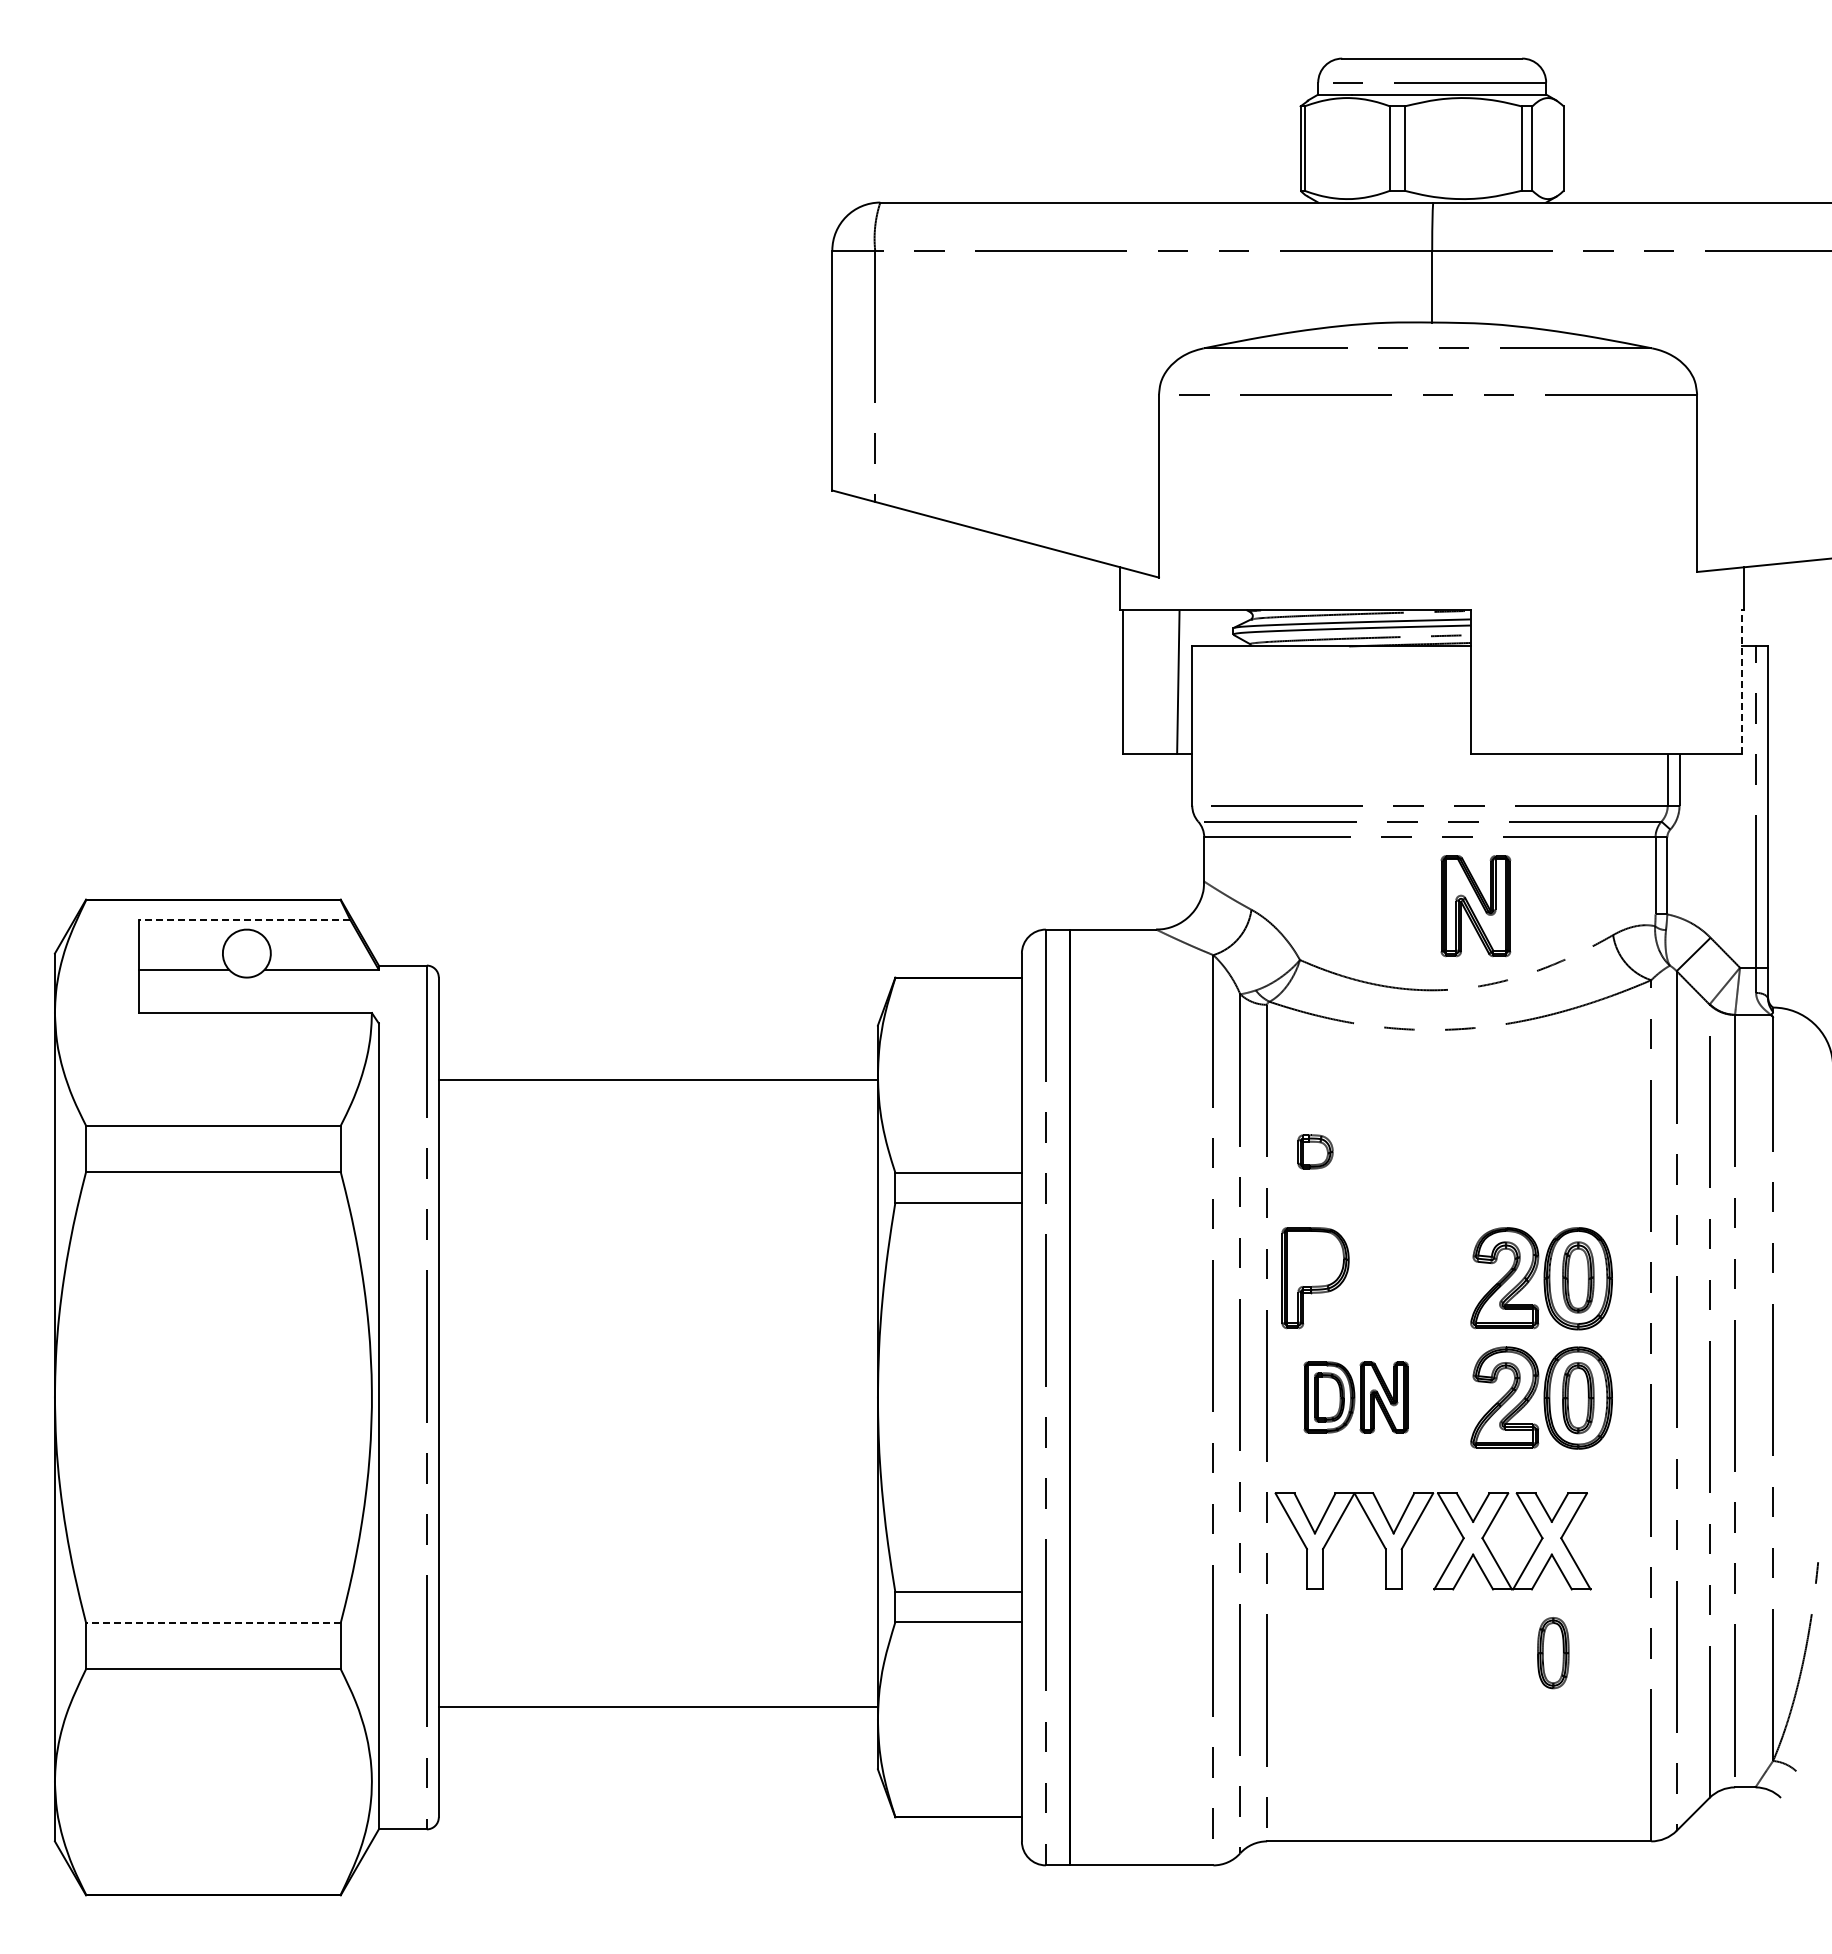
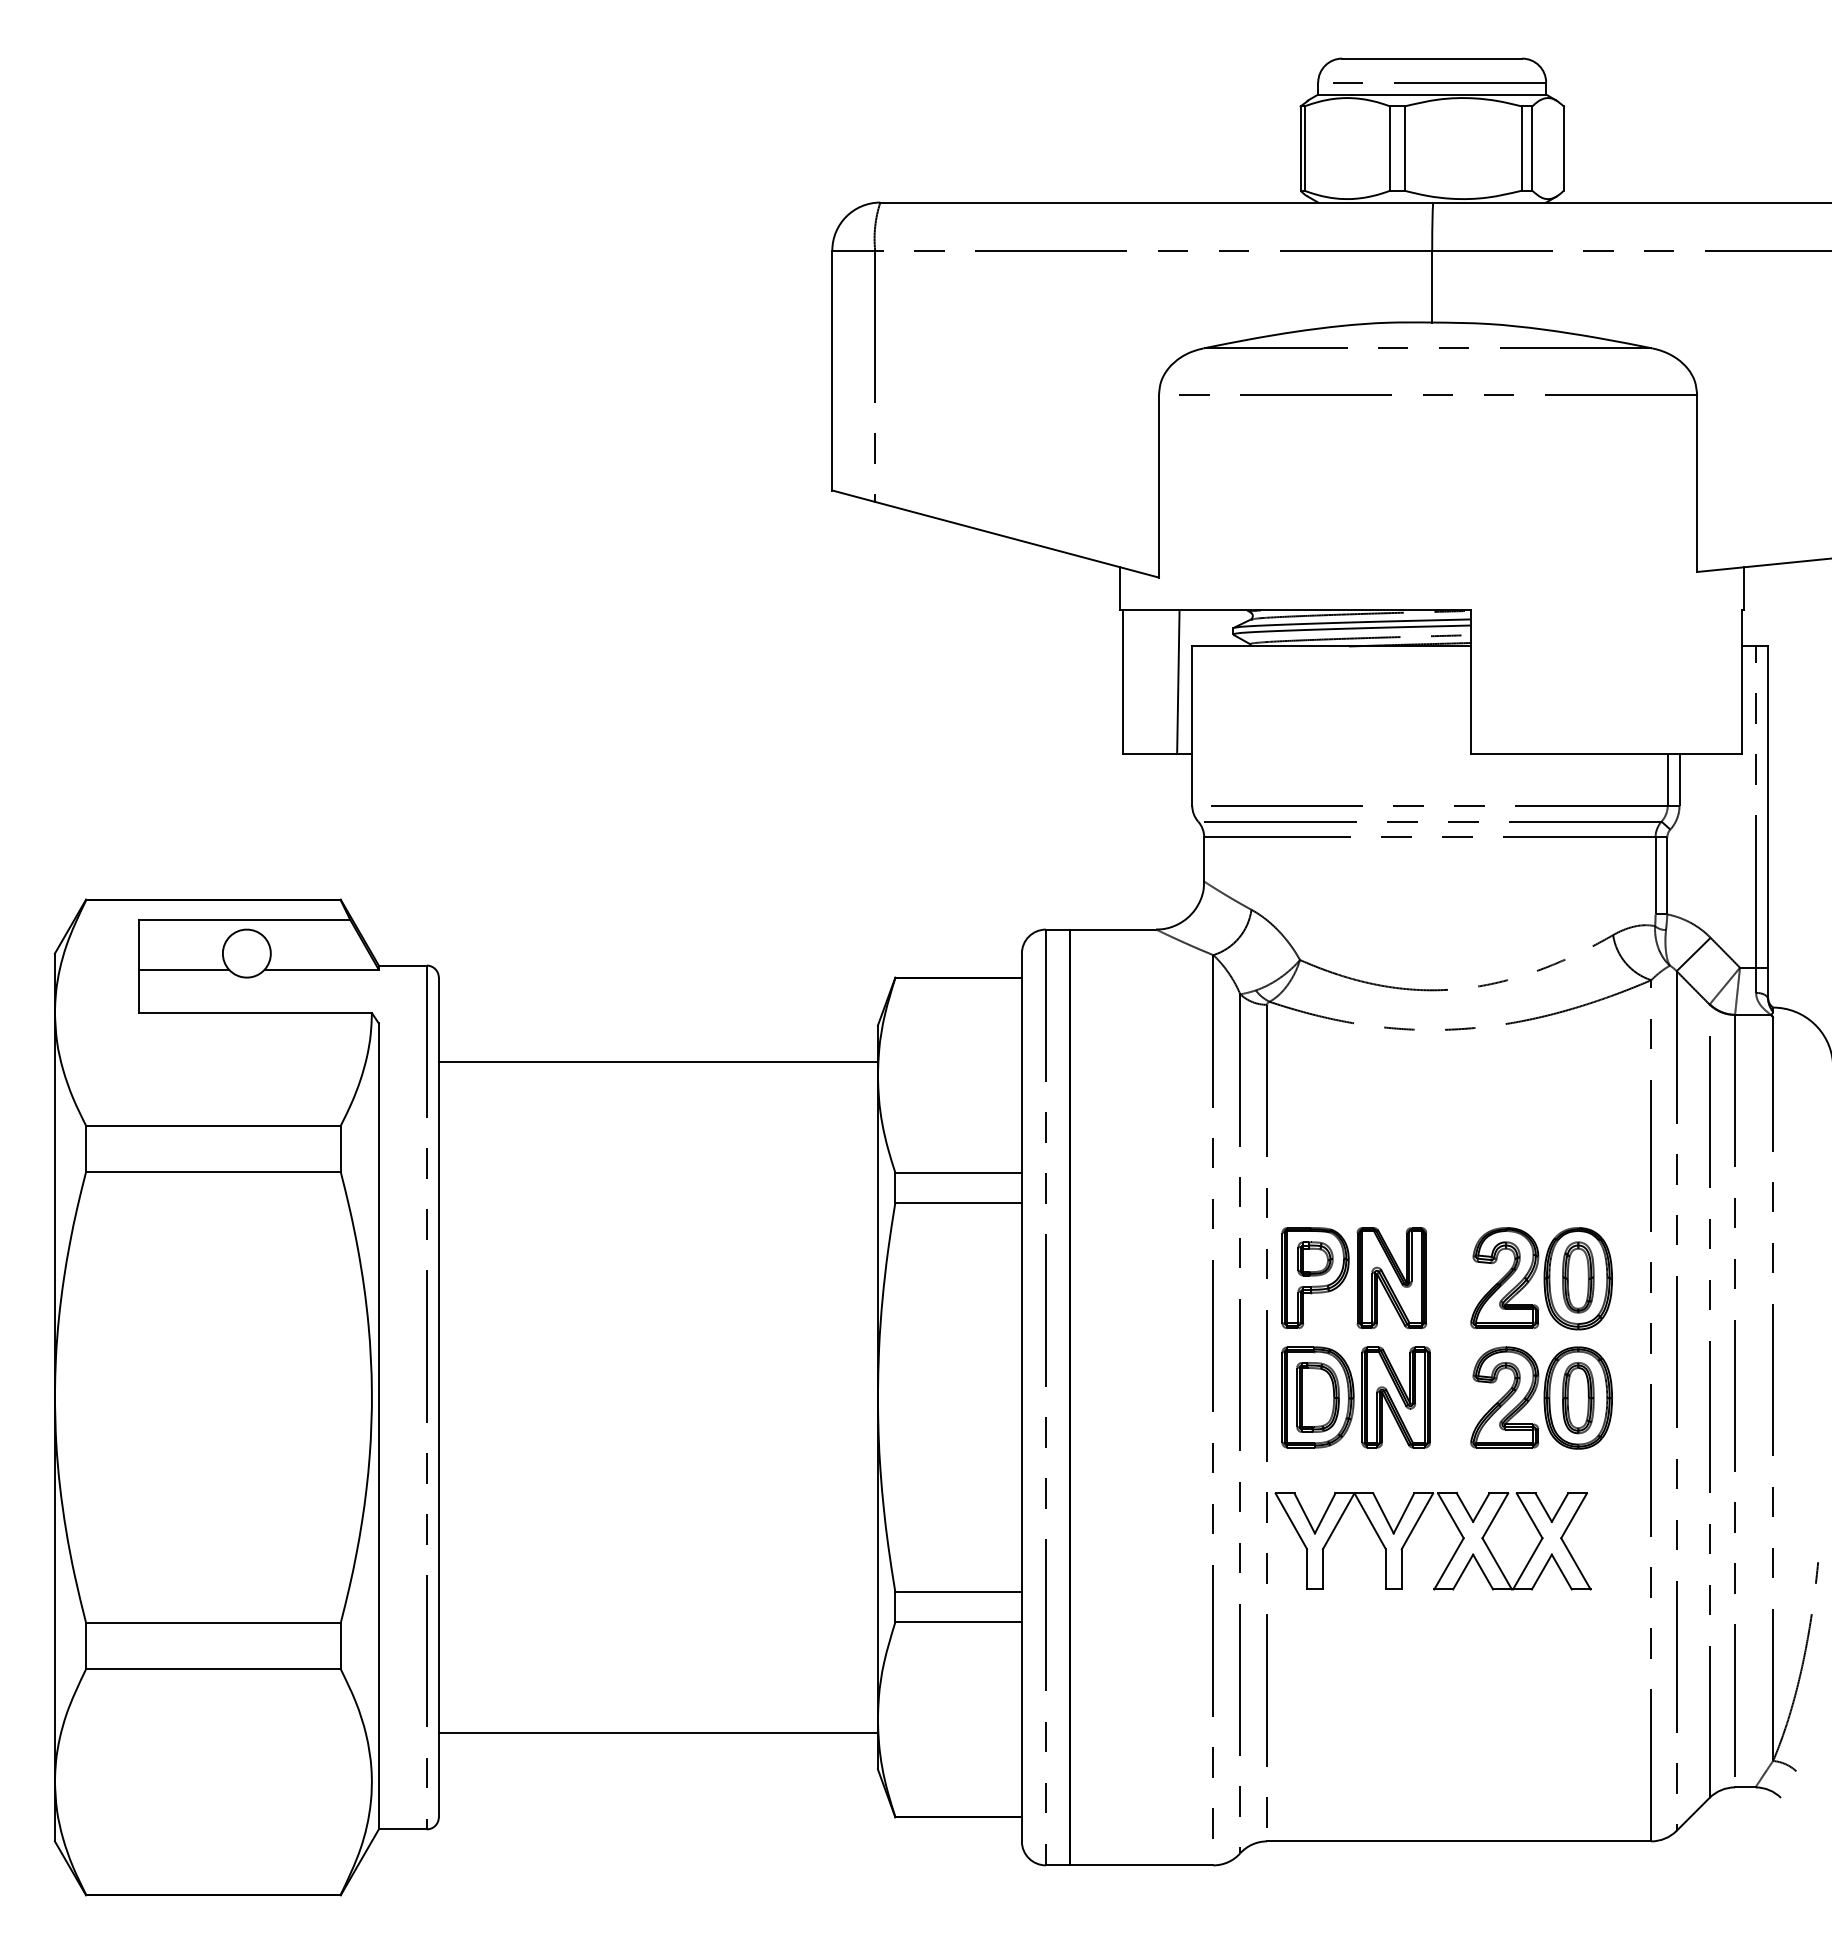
line: dashed -> solid (1741, 682)
part position: (1475, 906) -> (1391, 1278) (1391, 1278)
line: dashed -> solid (244, 919)
line position: (657, 1079) -> (657, 1061) (657, 1061)
part position: (1315, 1151) -> (1315, 1258) (1315, 1258)
part size: 106x73 px -> 150x103 px (1355, 1397)
line: dashed -> solid (212, 1622)
part: present -> none (1553, 1653)
line position: (657, 1707) -> (657, 1733) (657, 1733)
